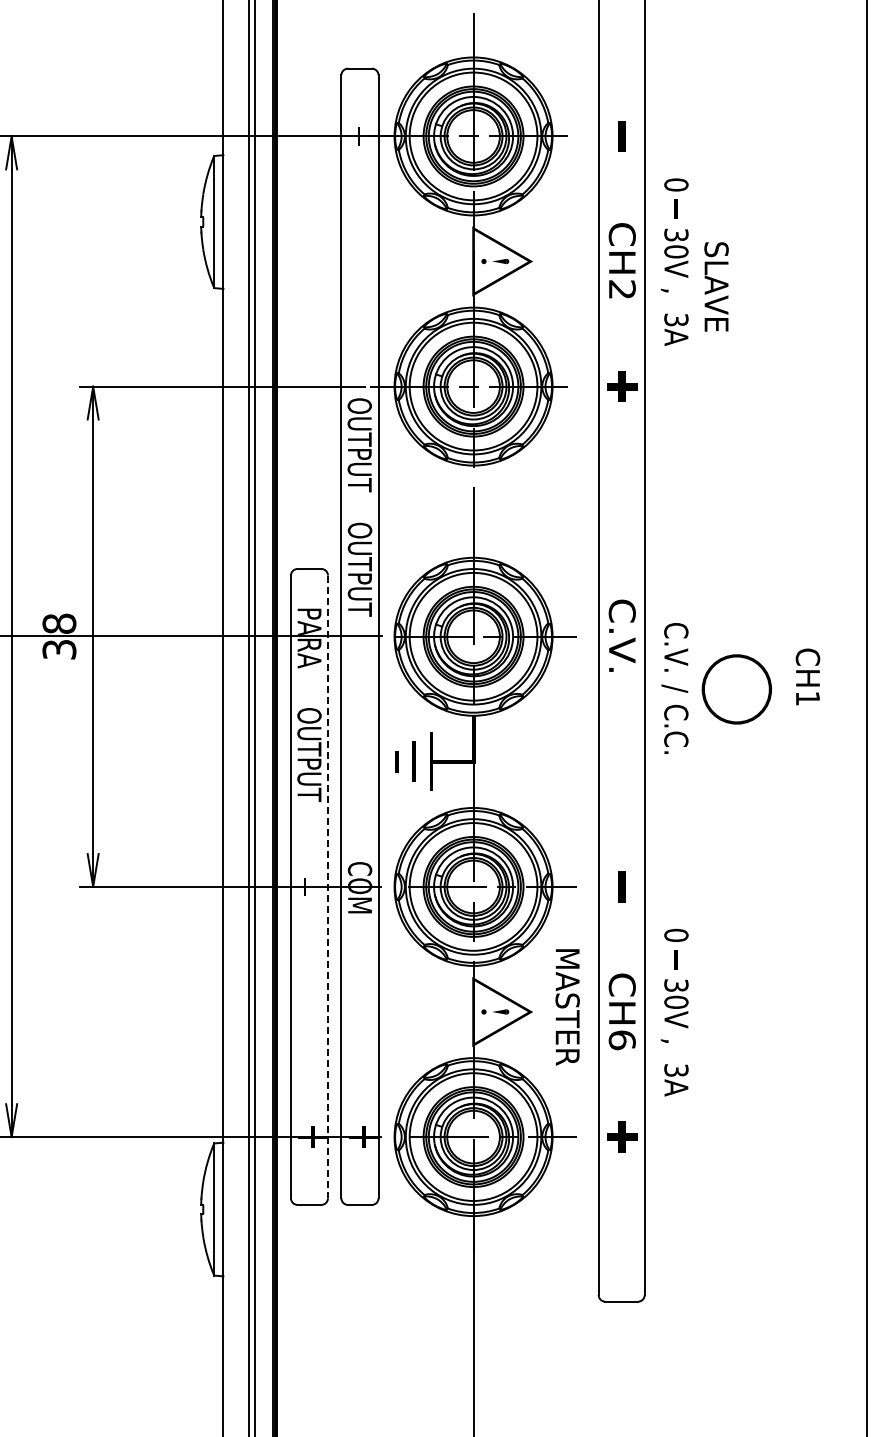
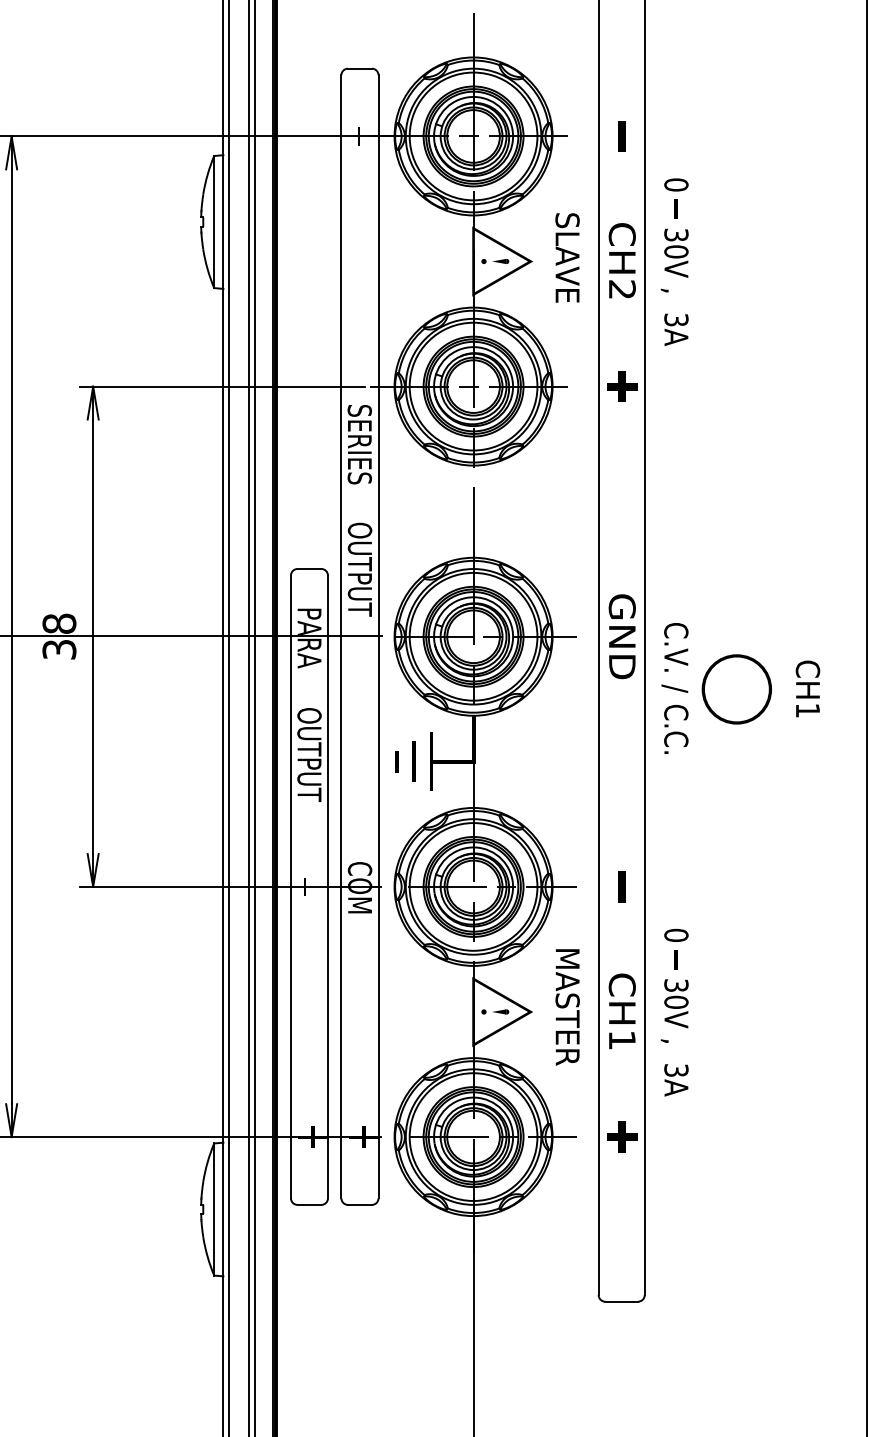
text position: (716, 286) -> (567, 257) (567, 257)
text: OUTPUT -> SERIES (359, 445)
text: C.V. -> GND (621, 636)
text position: (807, 676) -> (807, 688) (807, 688)
line: none -> present (228, 717)
line: dashed -> solid (327, 887)
text: CH6 -> CH1 (621, 1040)
